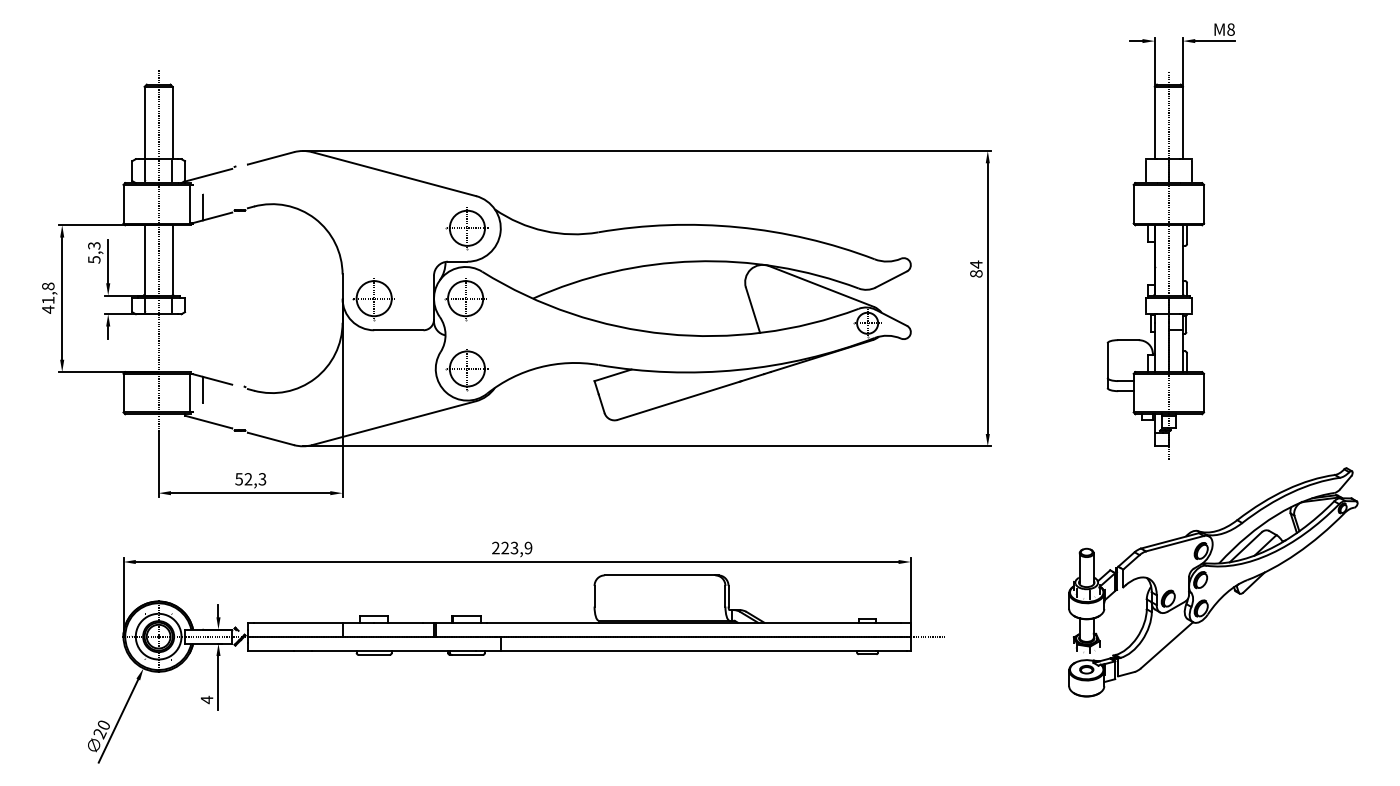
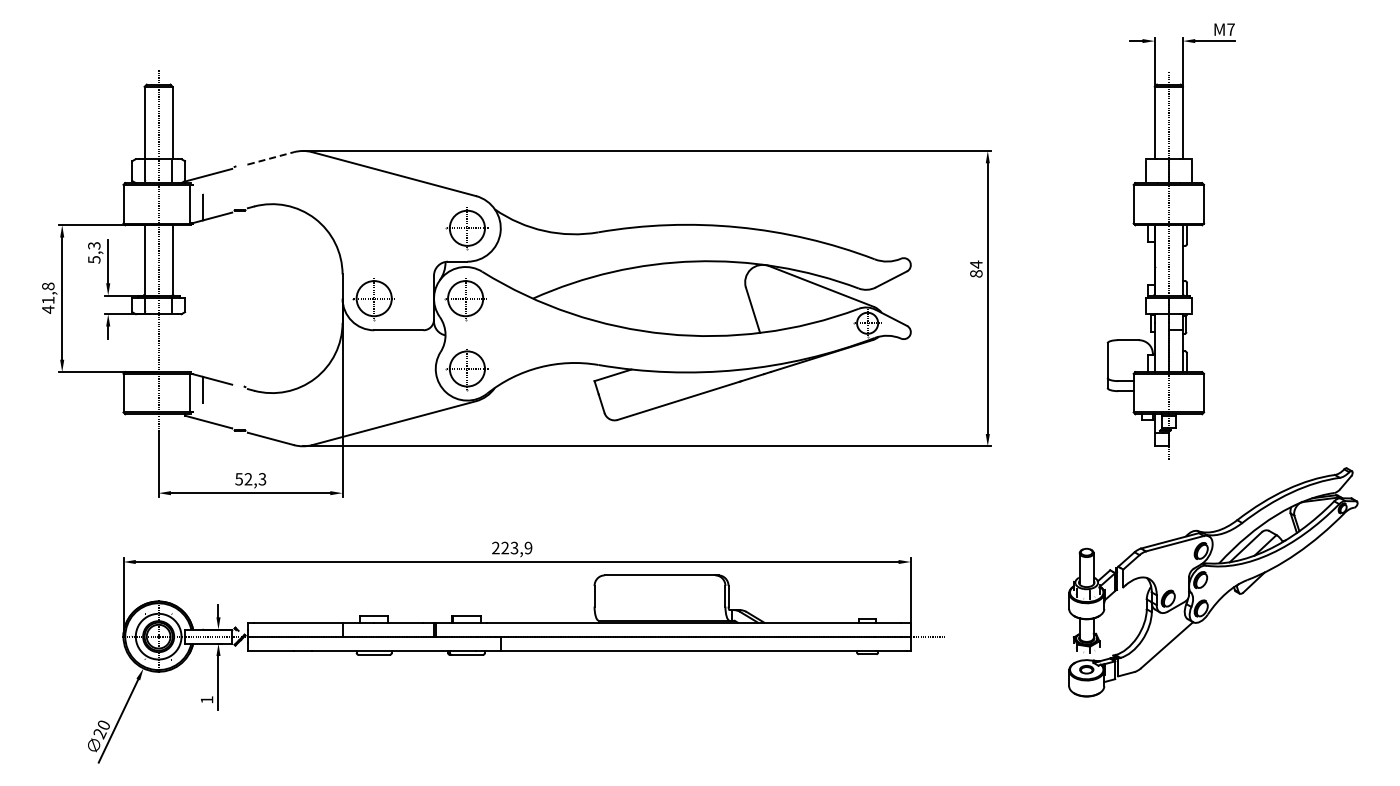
text: M8 -> M7 (1230, 29)
line: solid -> dashed (270, 158)
text: 4 -> 1 (207, 699)
